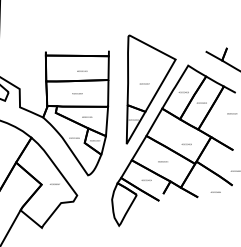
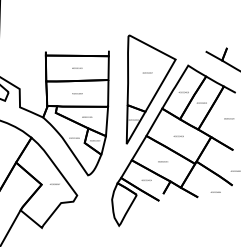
text position: (82, 70) -> (77, 67) (77, 67)
text position: (144, 83) -> (147, 72) (147, 72)
text position: (232, 113) -> (229, 118) (229, 118)
text position: (186, 144) -> (178, 136) (178, 136)
